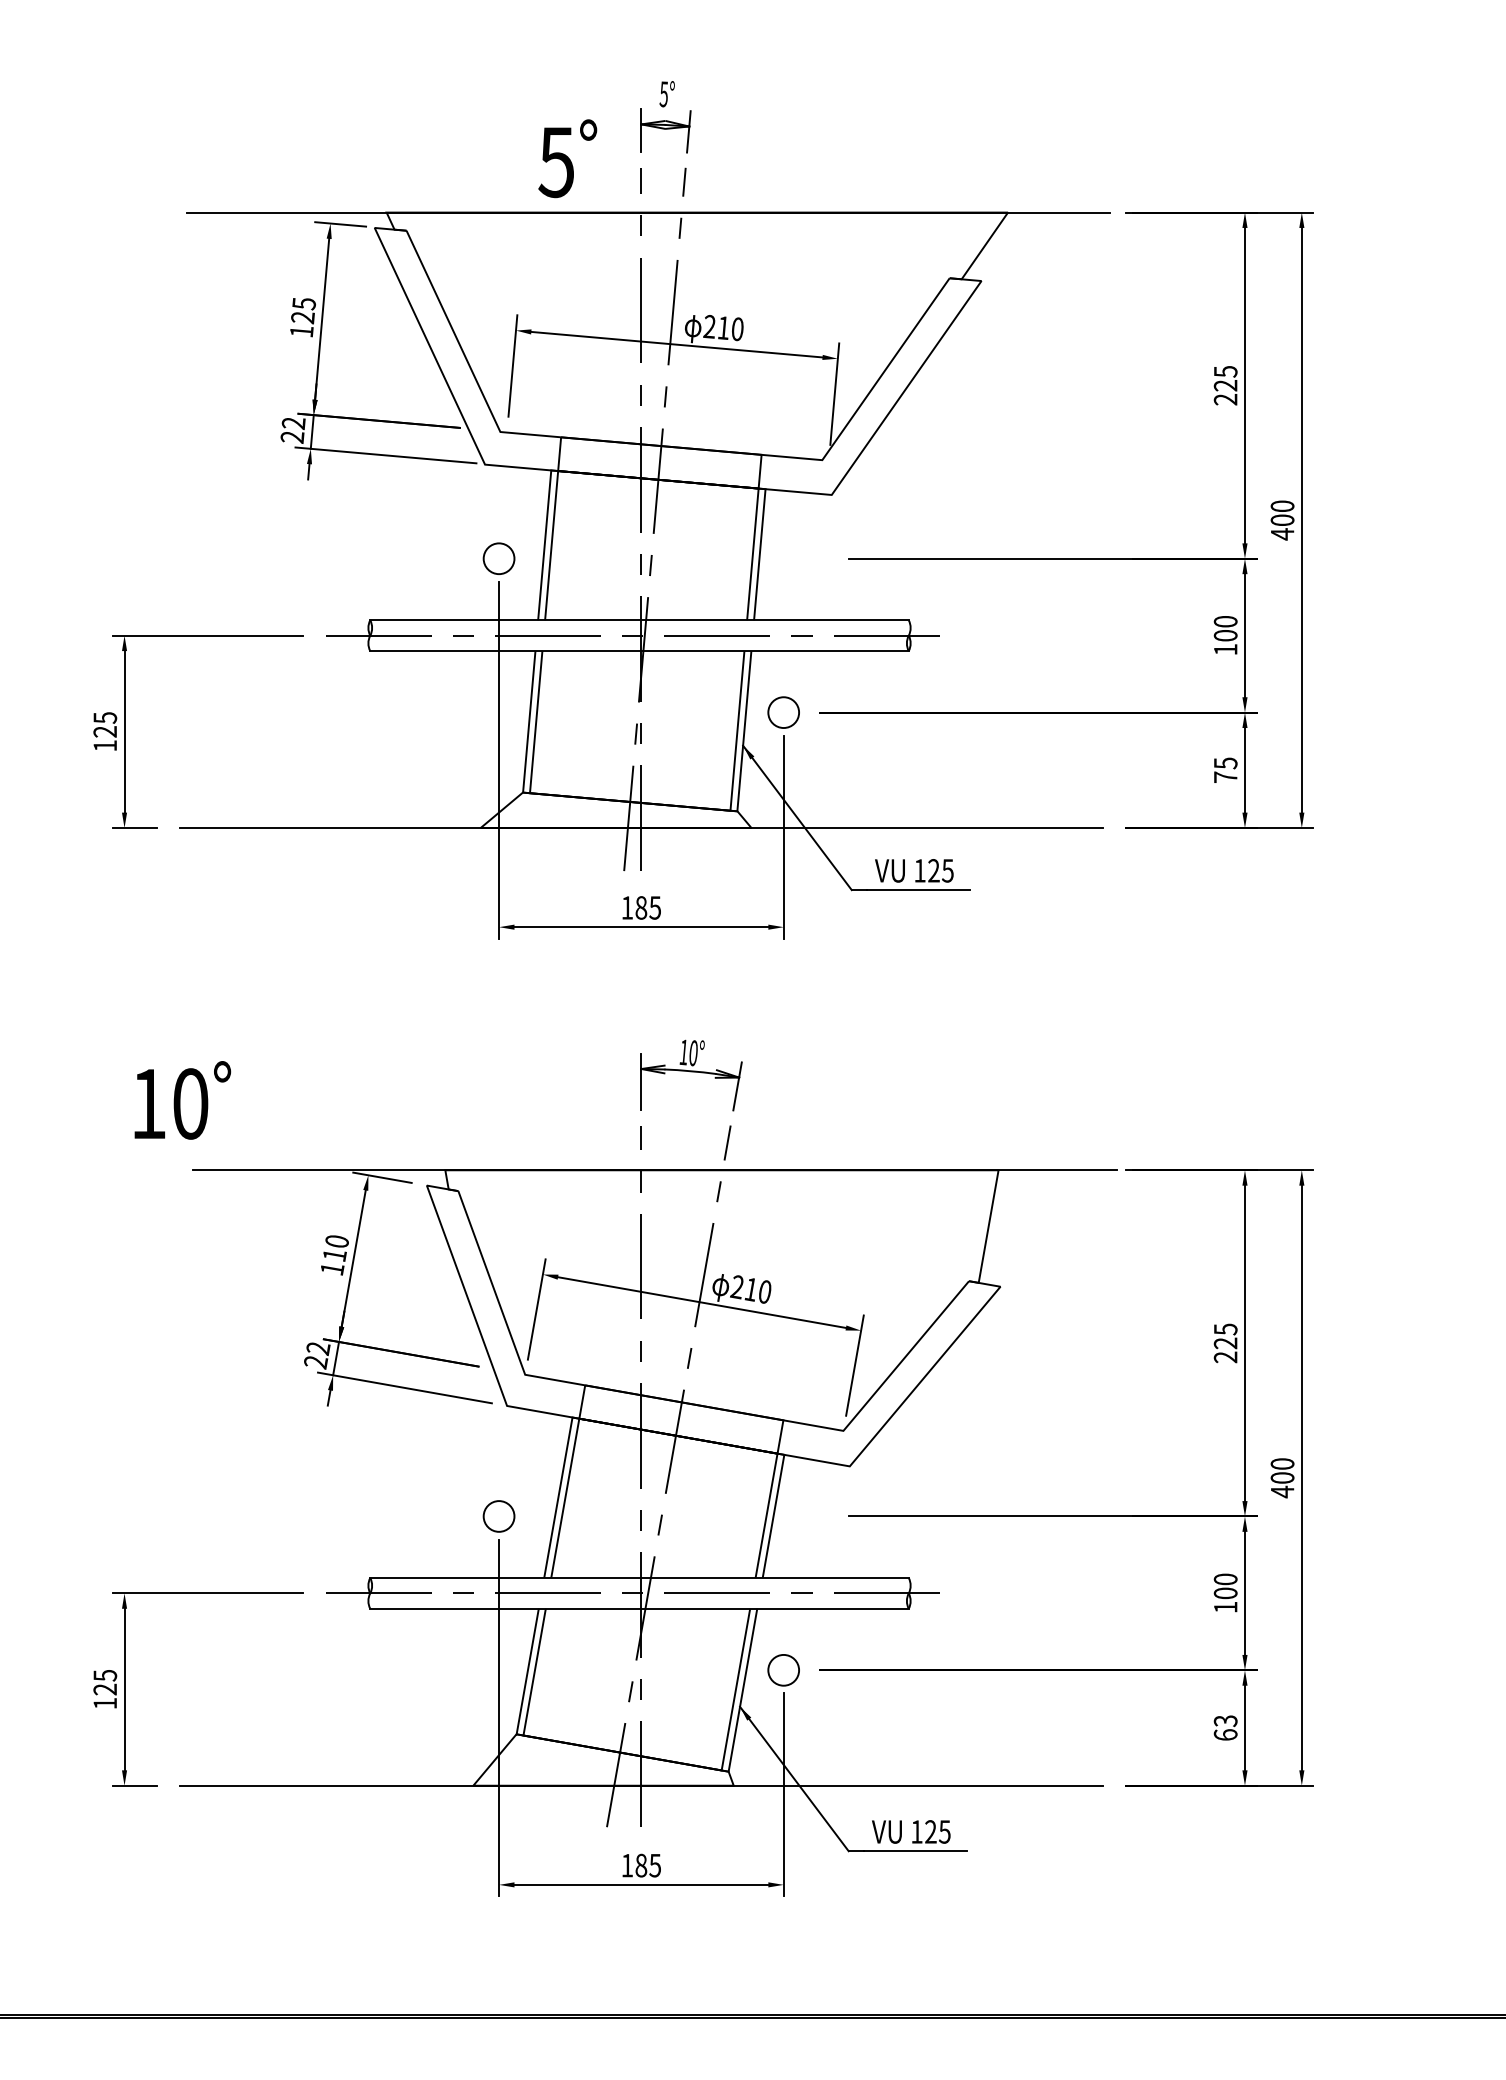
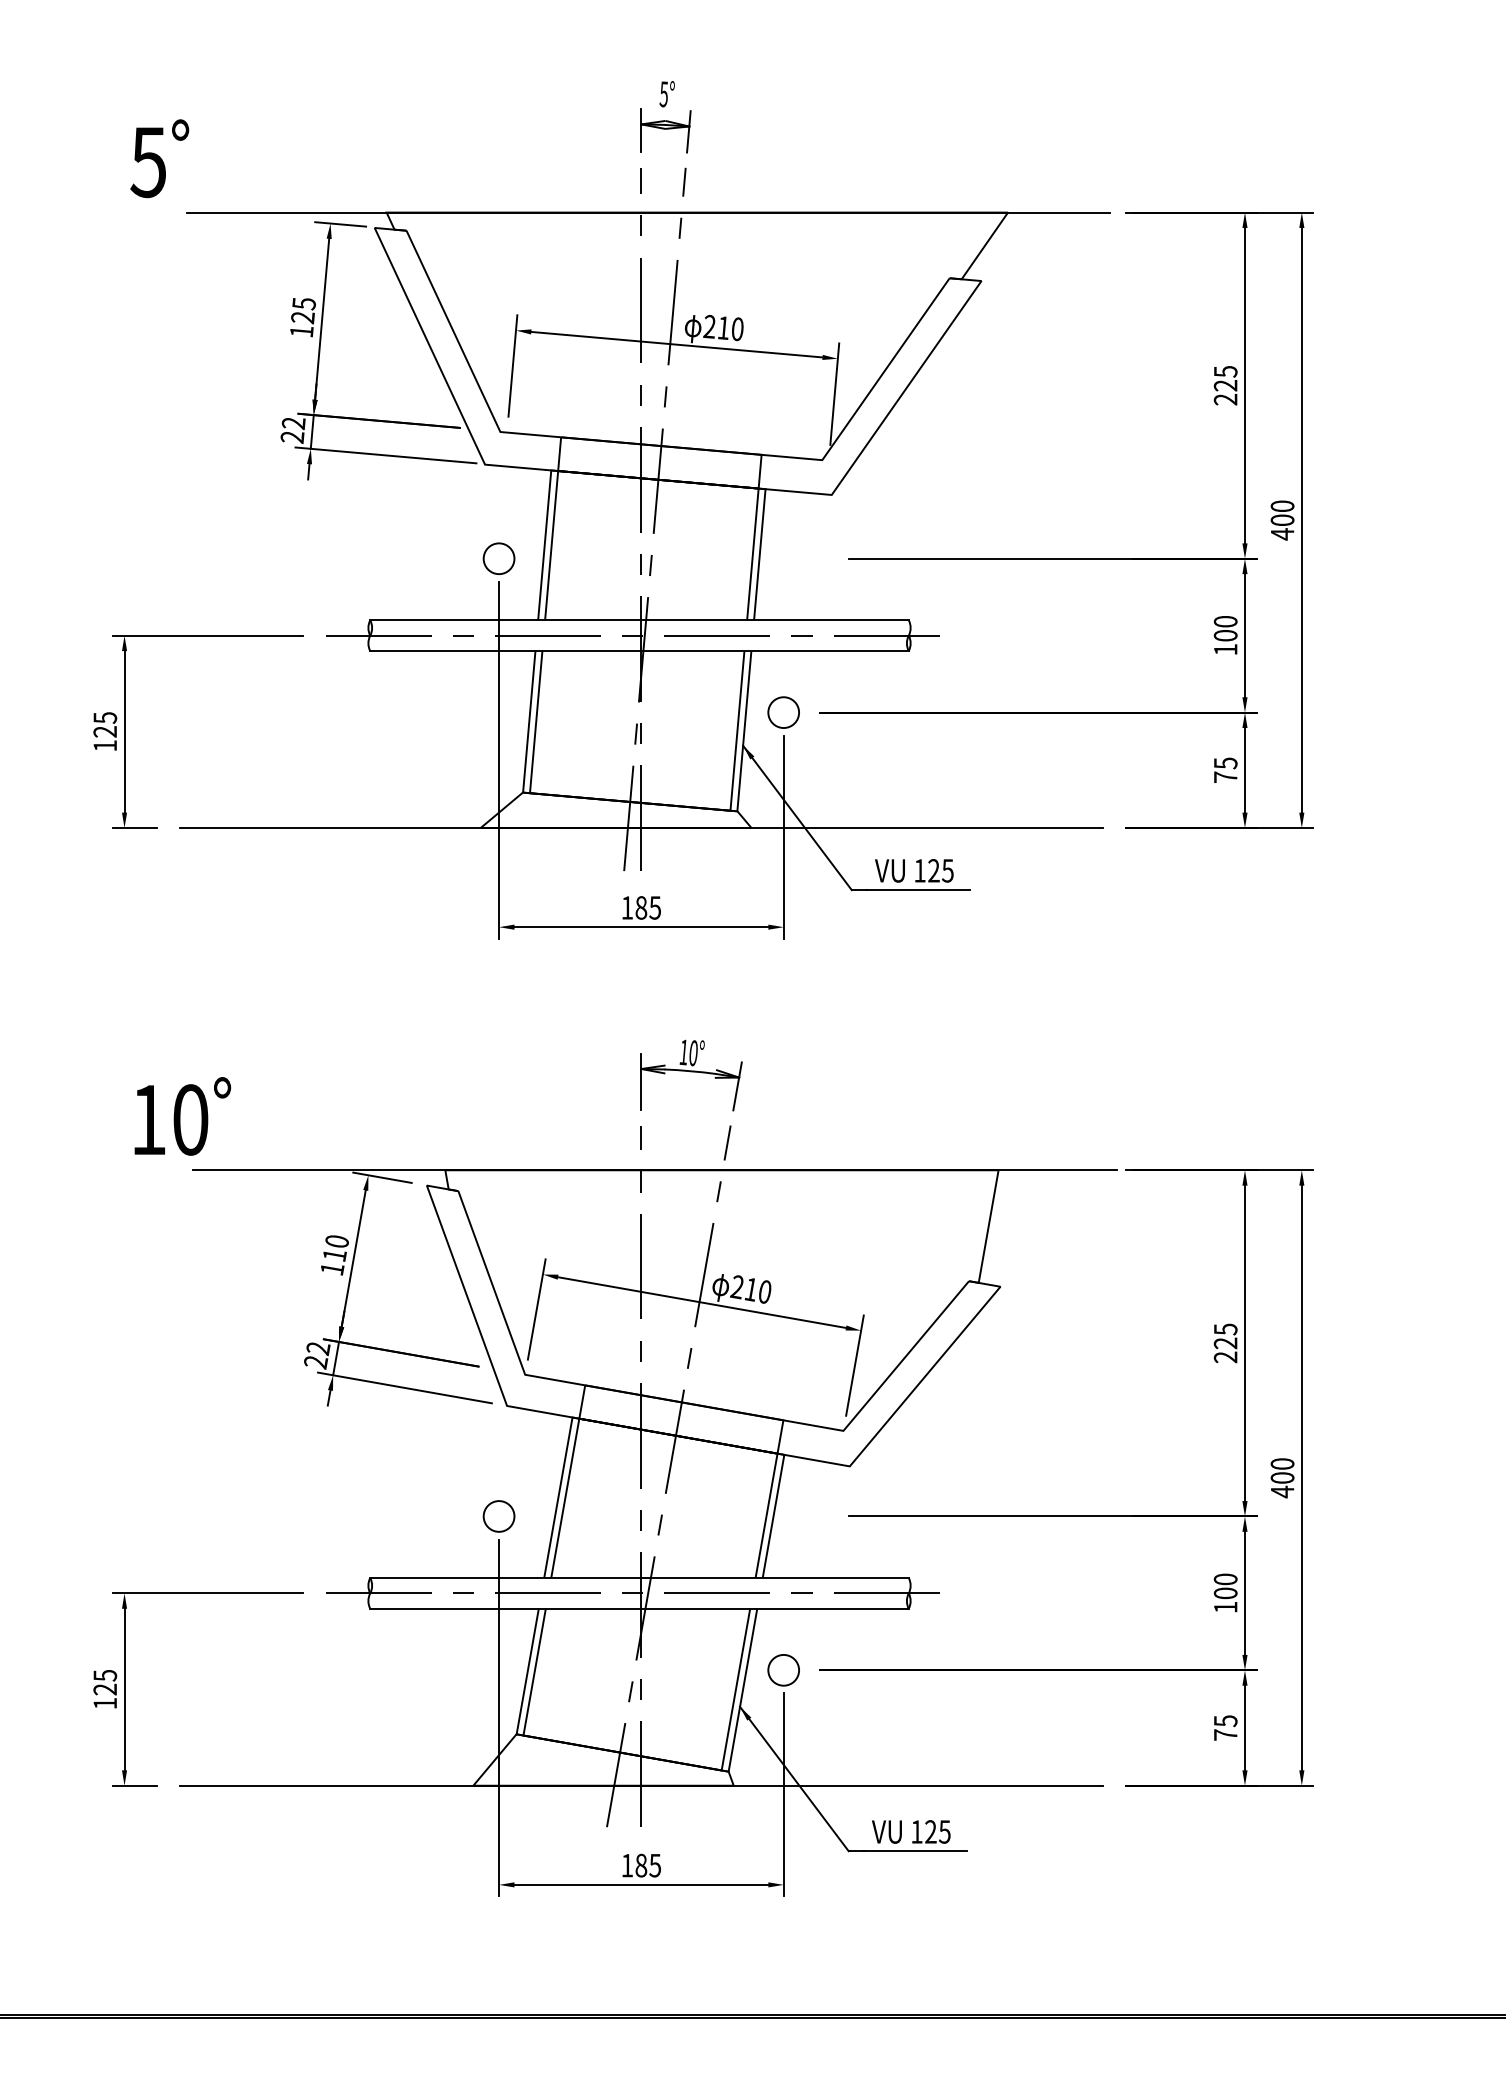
text position: (567, 158) -> (159, 158) (159, 158)
text position: (182, 1100) -> (182, 1116) (182, 1116)
text: 63 -> 75 (1225, 1727)
